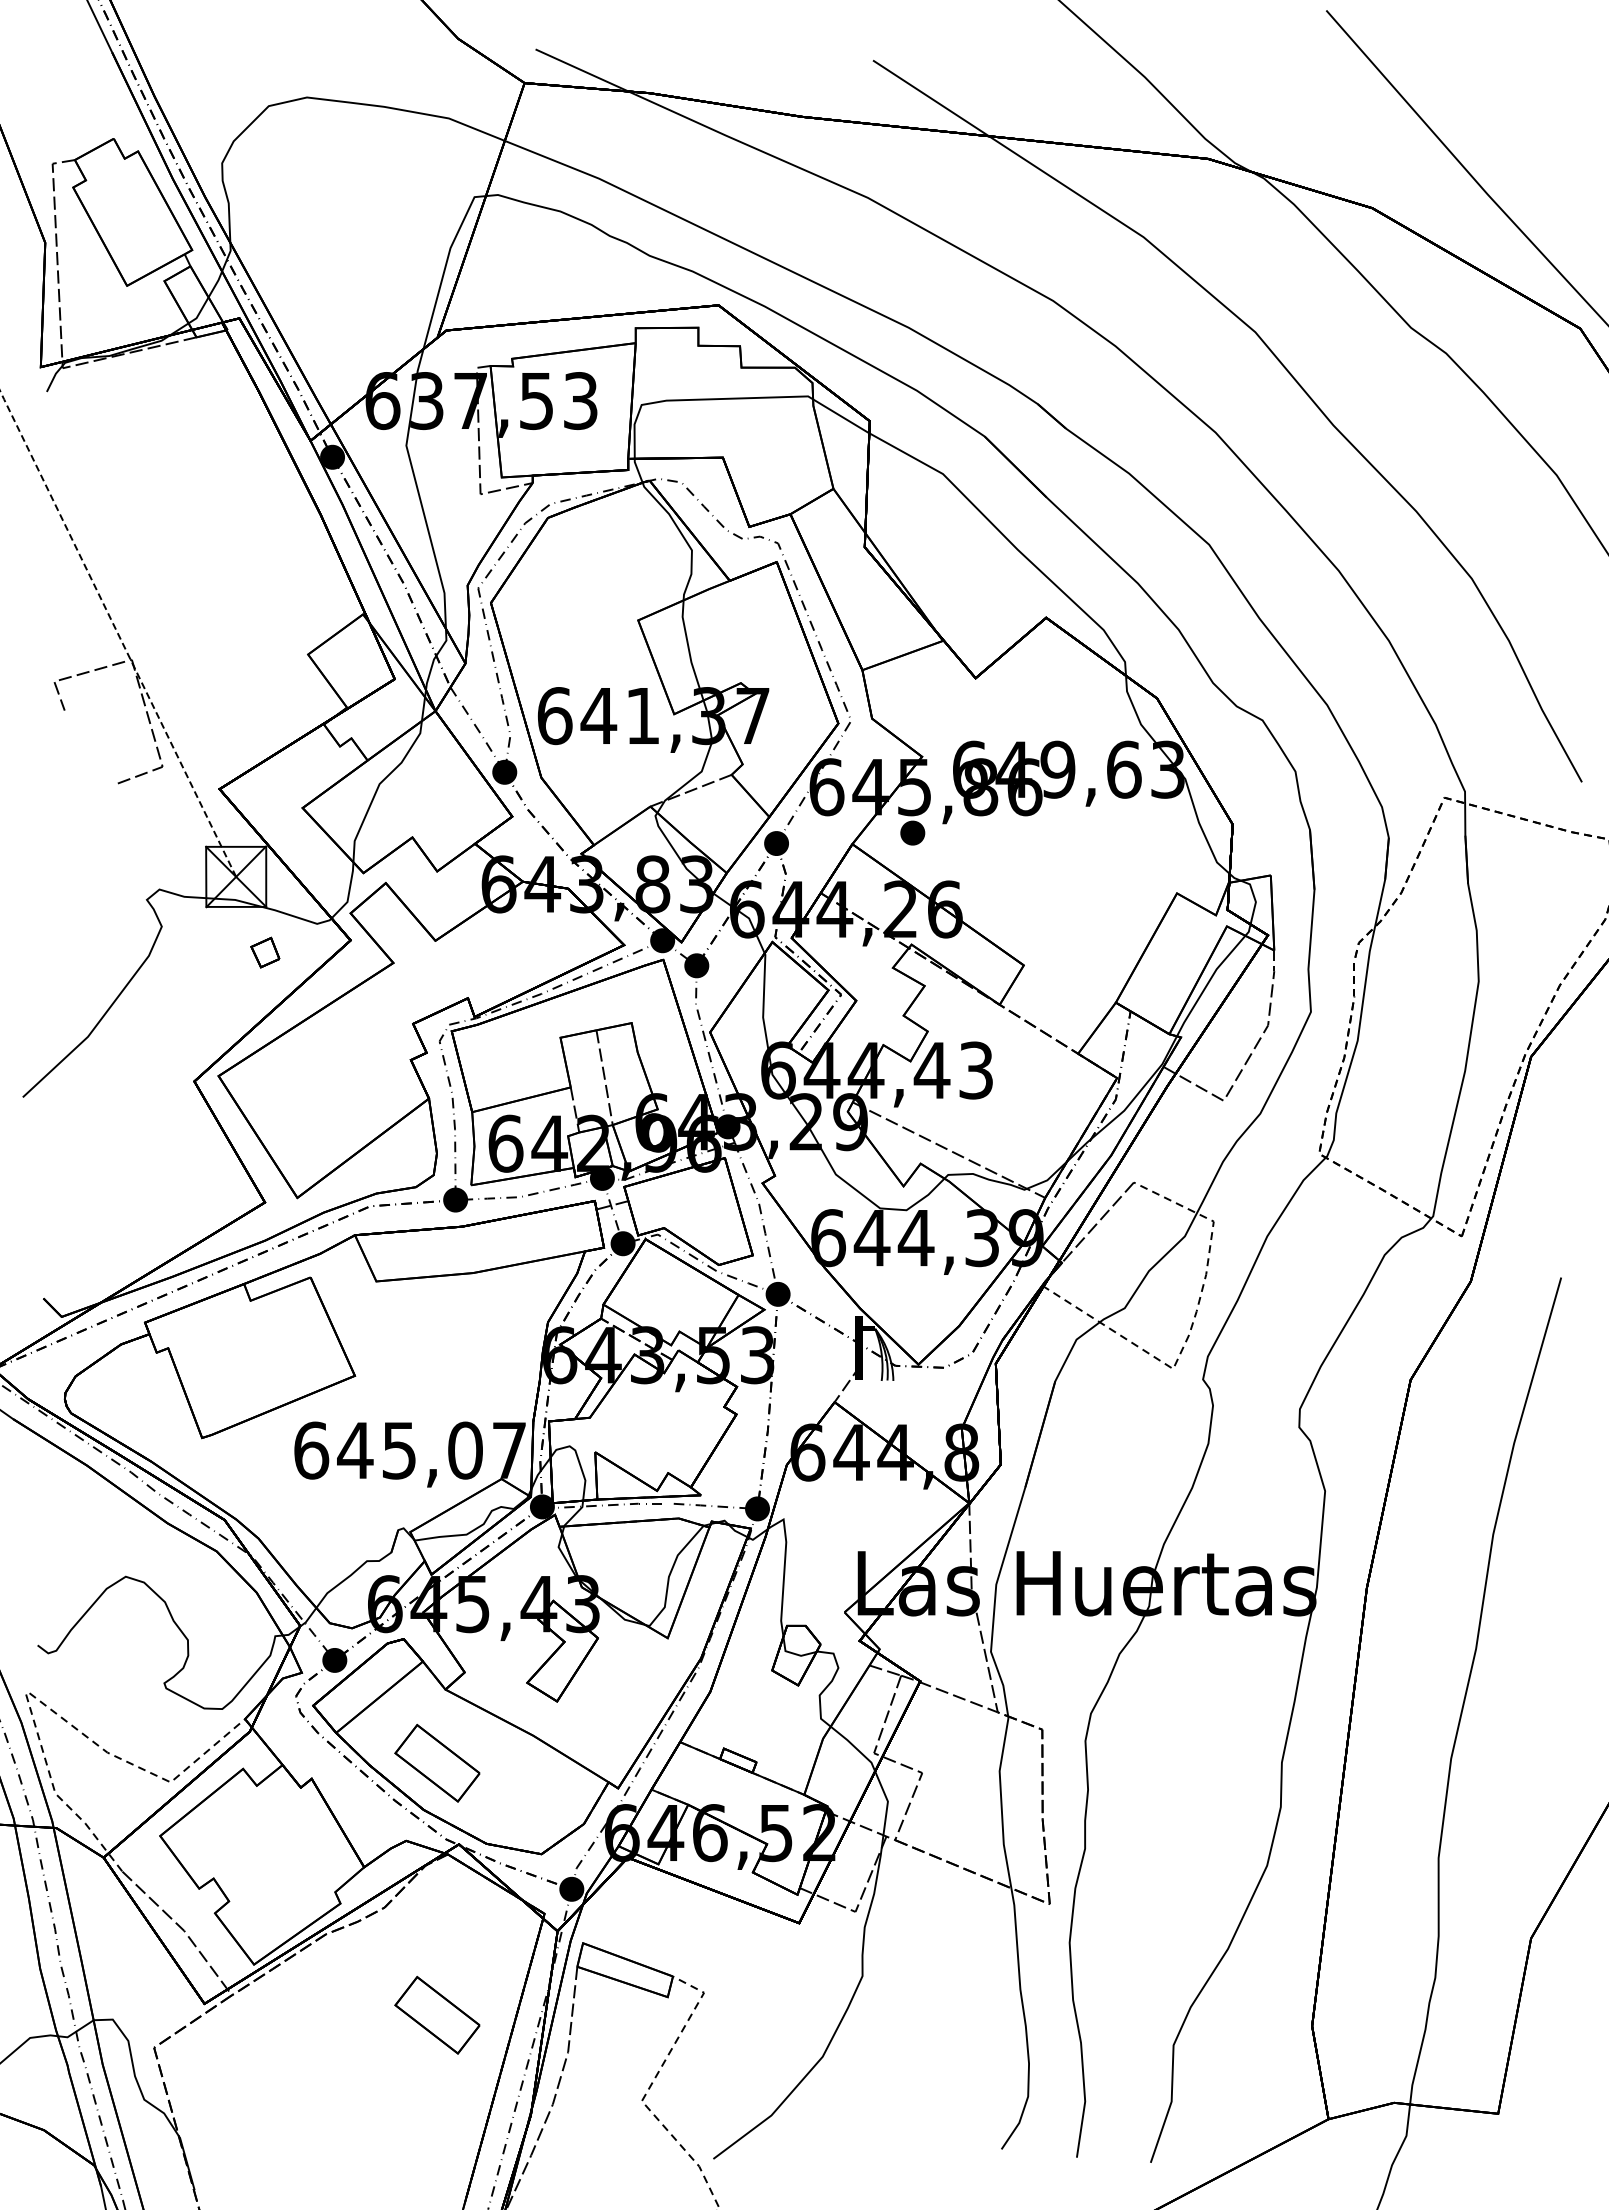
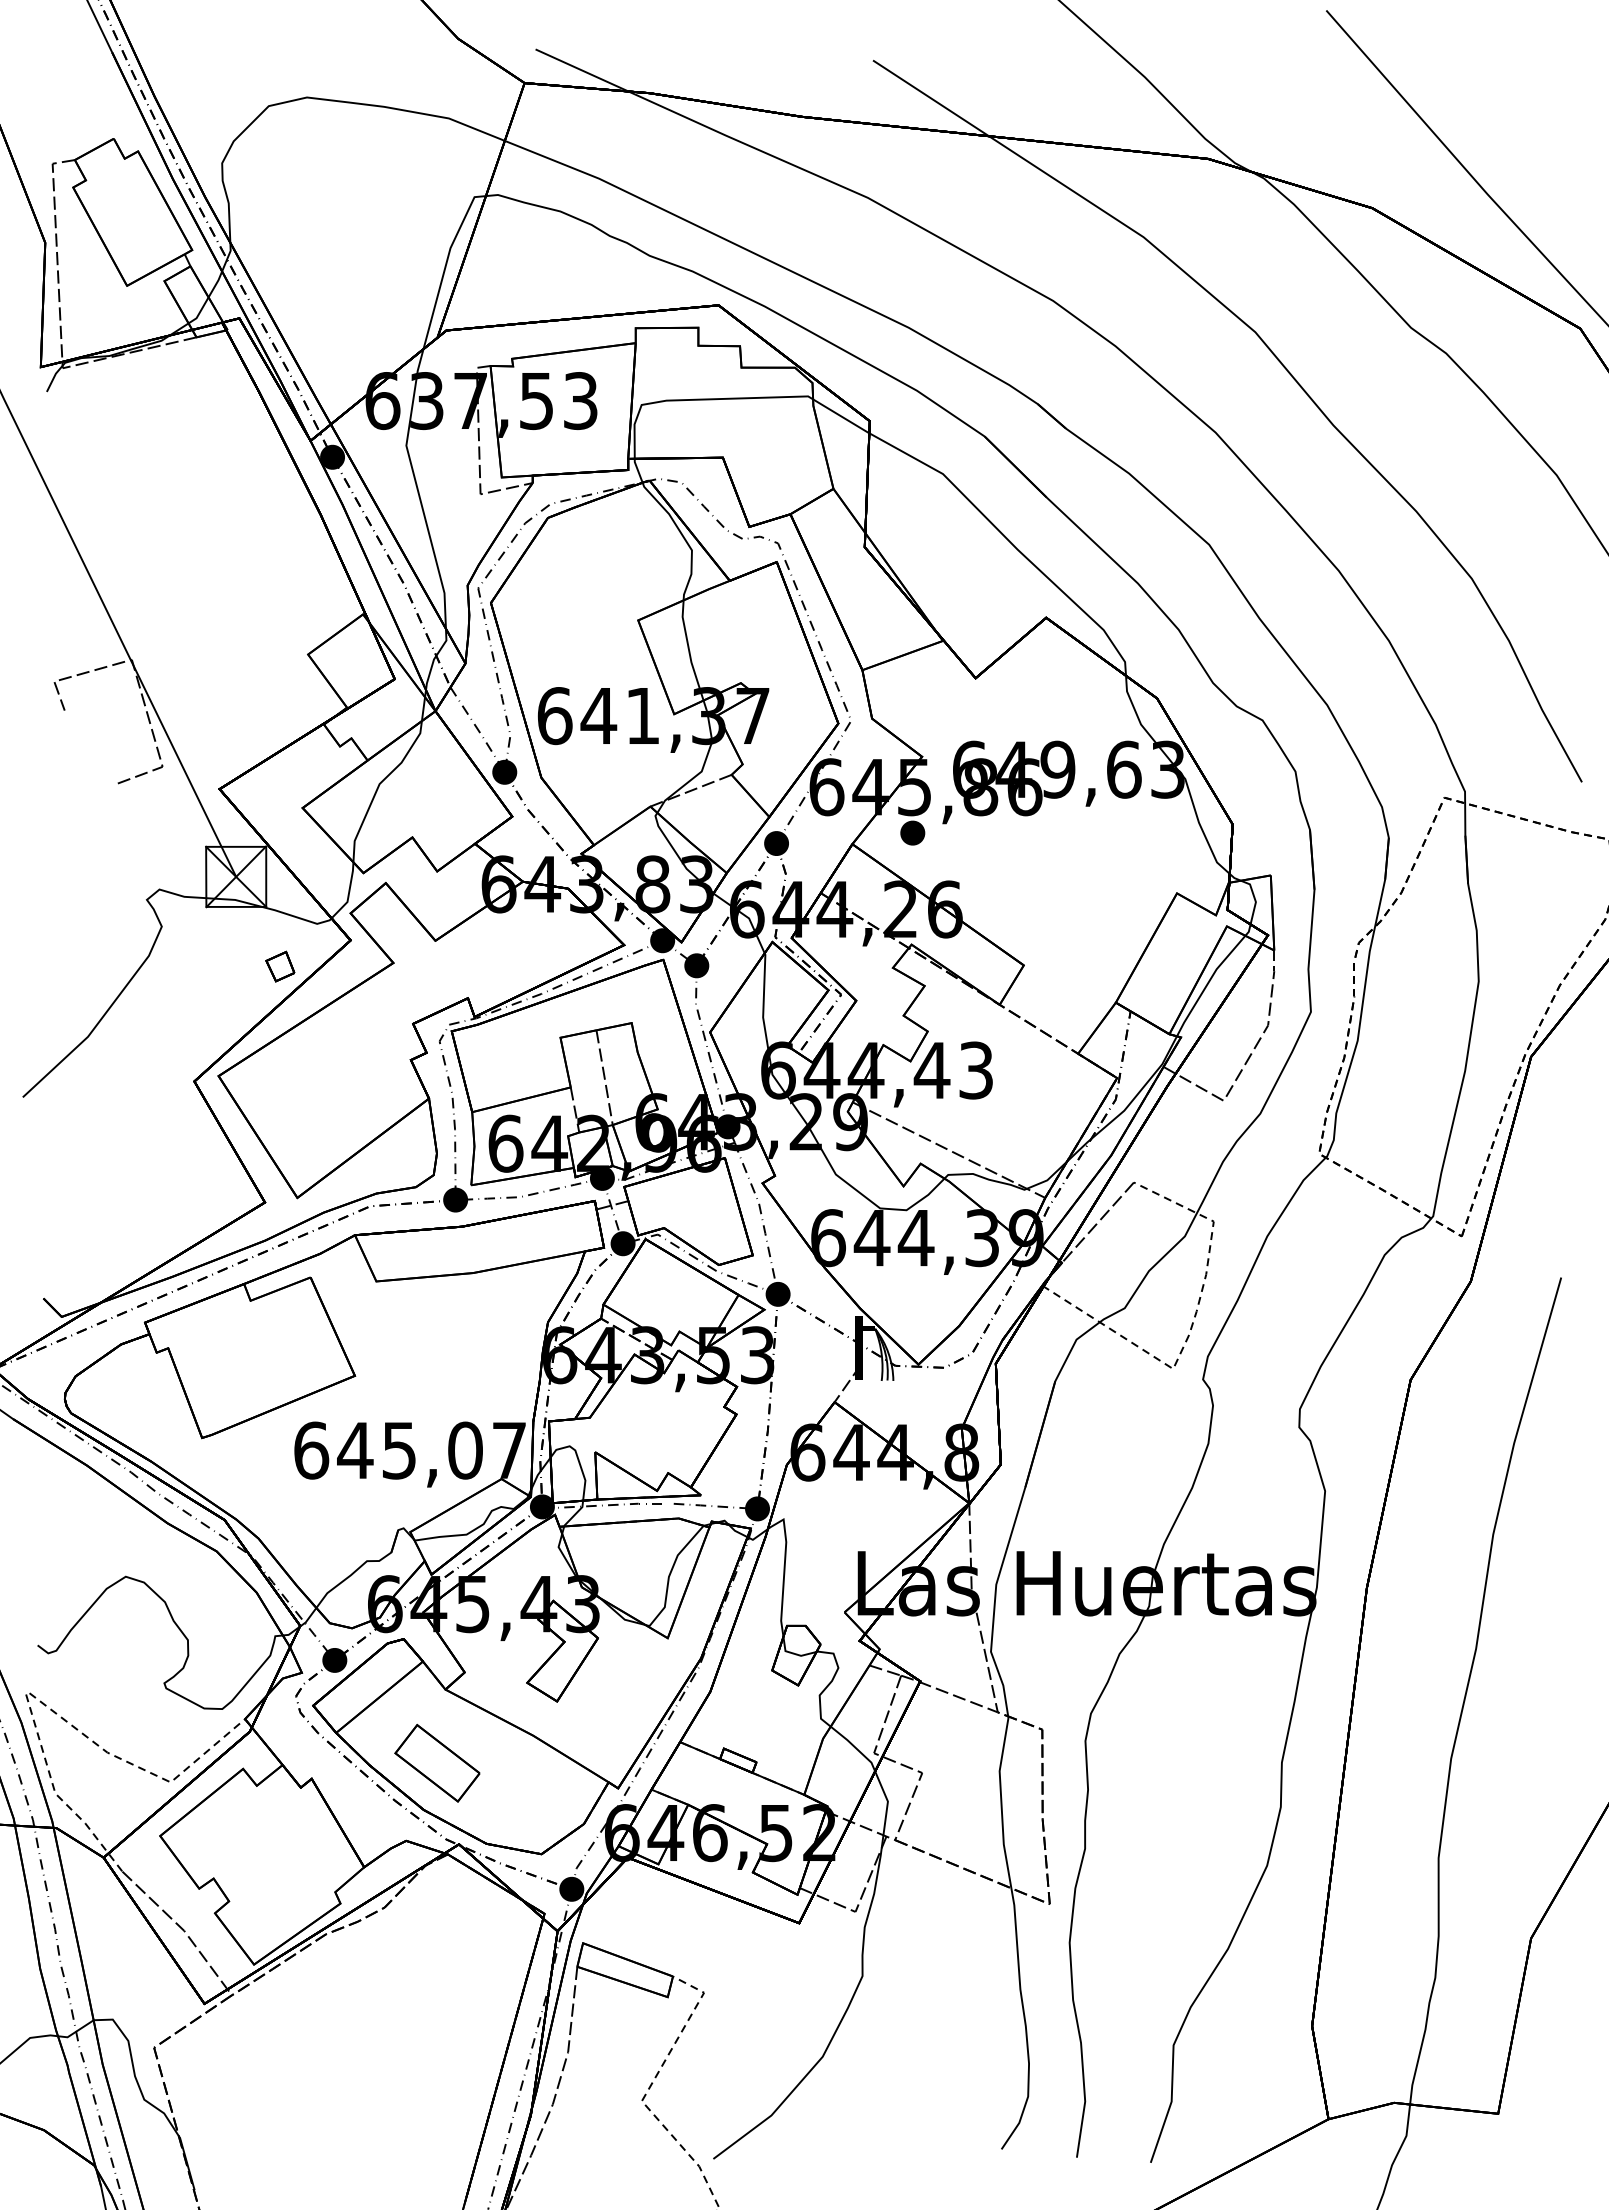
line: dashed -> solid (117, 633)
part position: (265, 952) -> (280, 966) (280, 966)
part: present -> none (437, 2014)
